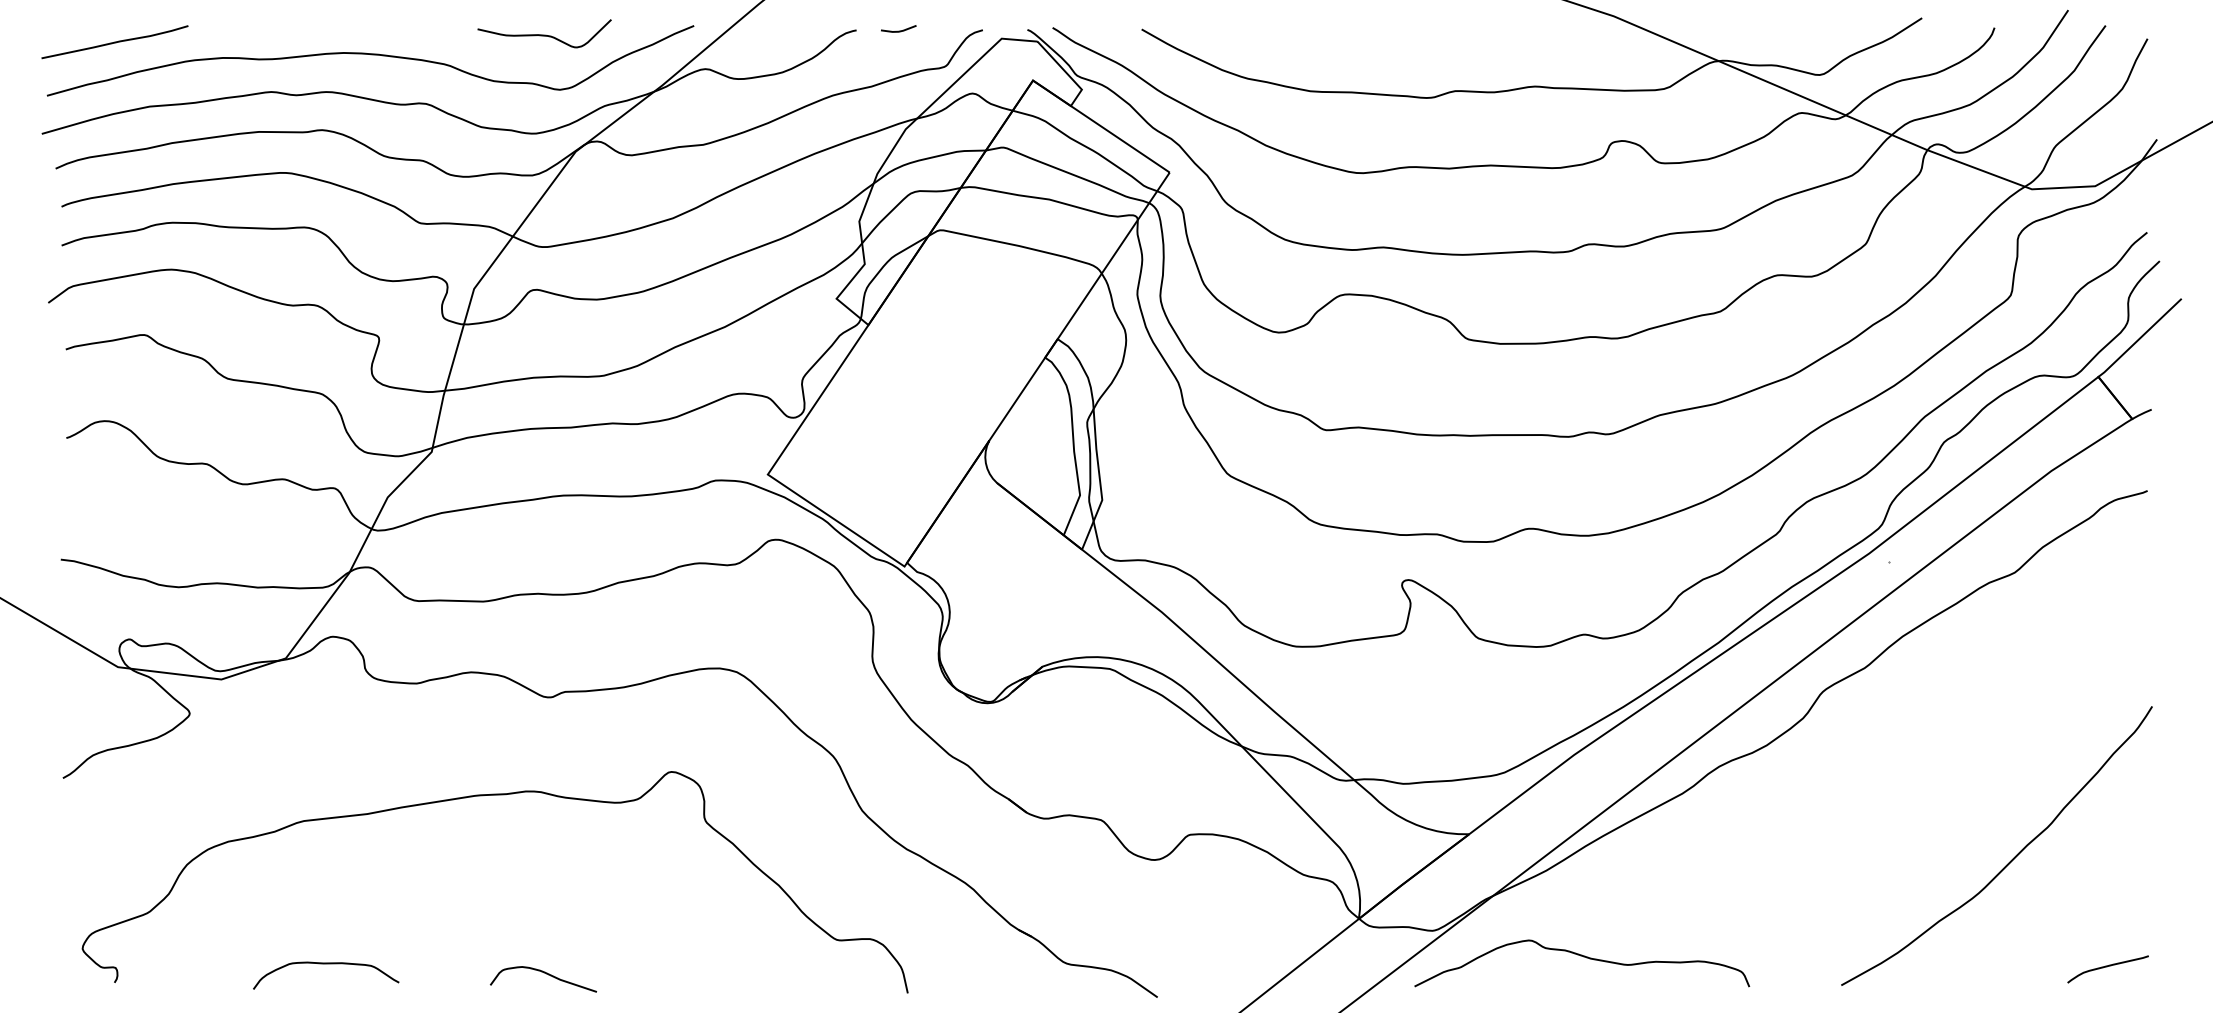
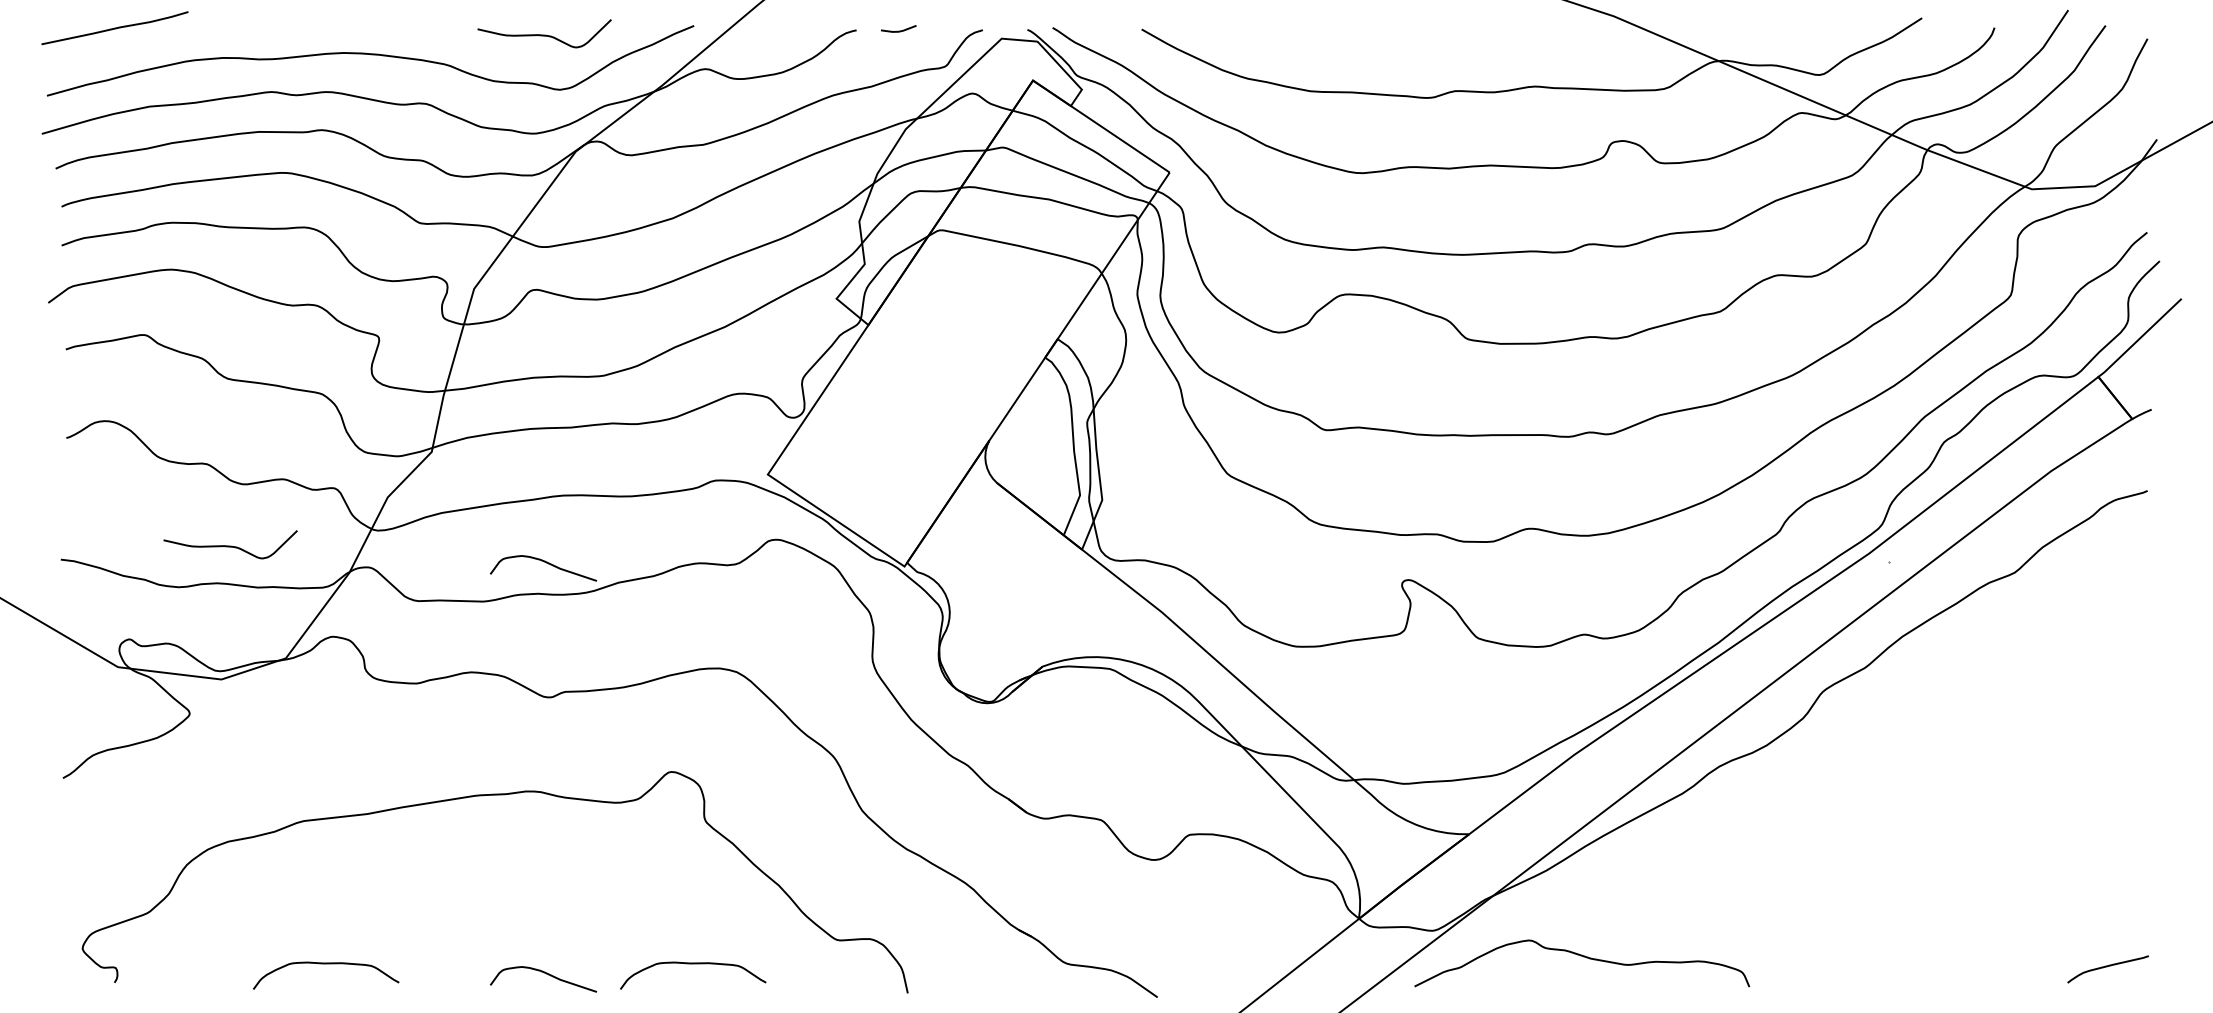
curve position: (114, 42) -> (114, 28) (114, 28)
curve: none -> present (230, 545)
curve: none -> present (546, 563)
curve: present -> none (2011, 859)
curve: none -> present (693, 964)
